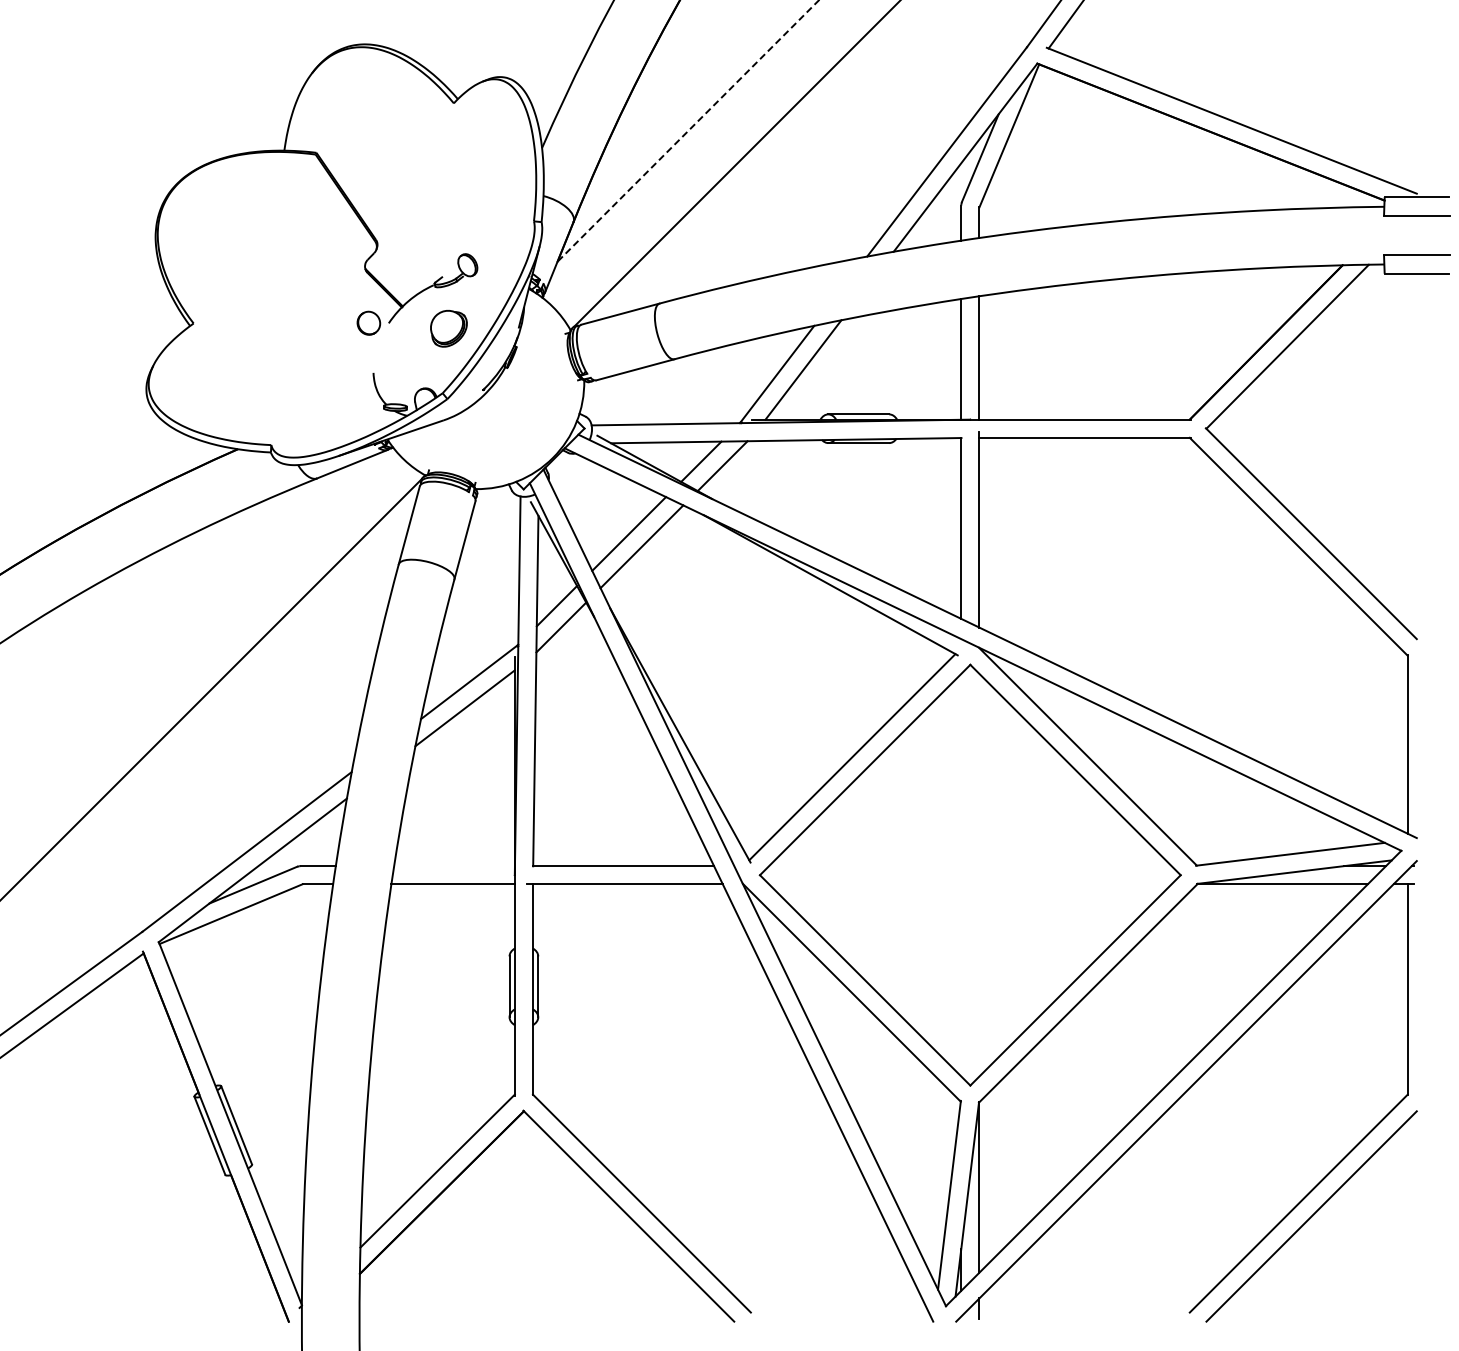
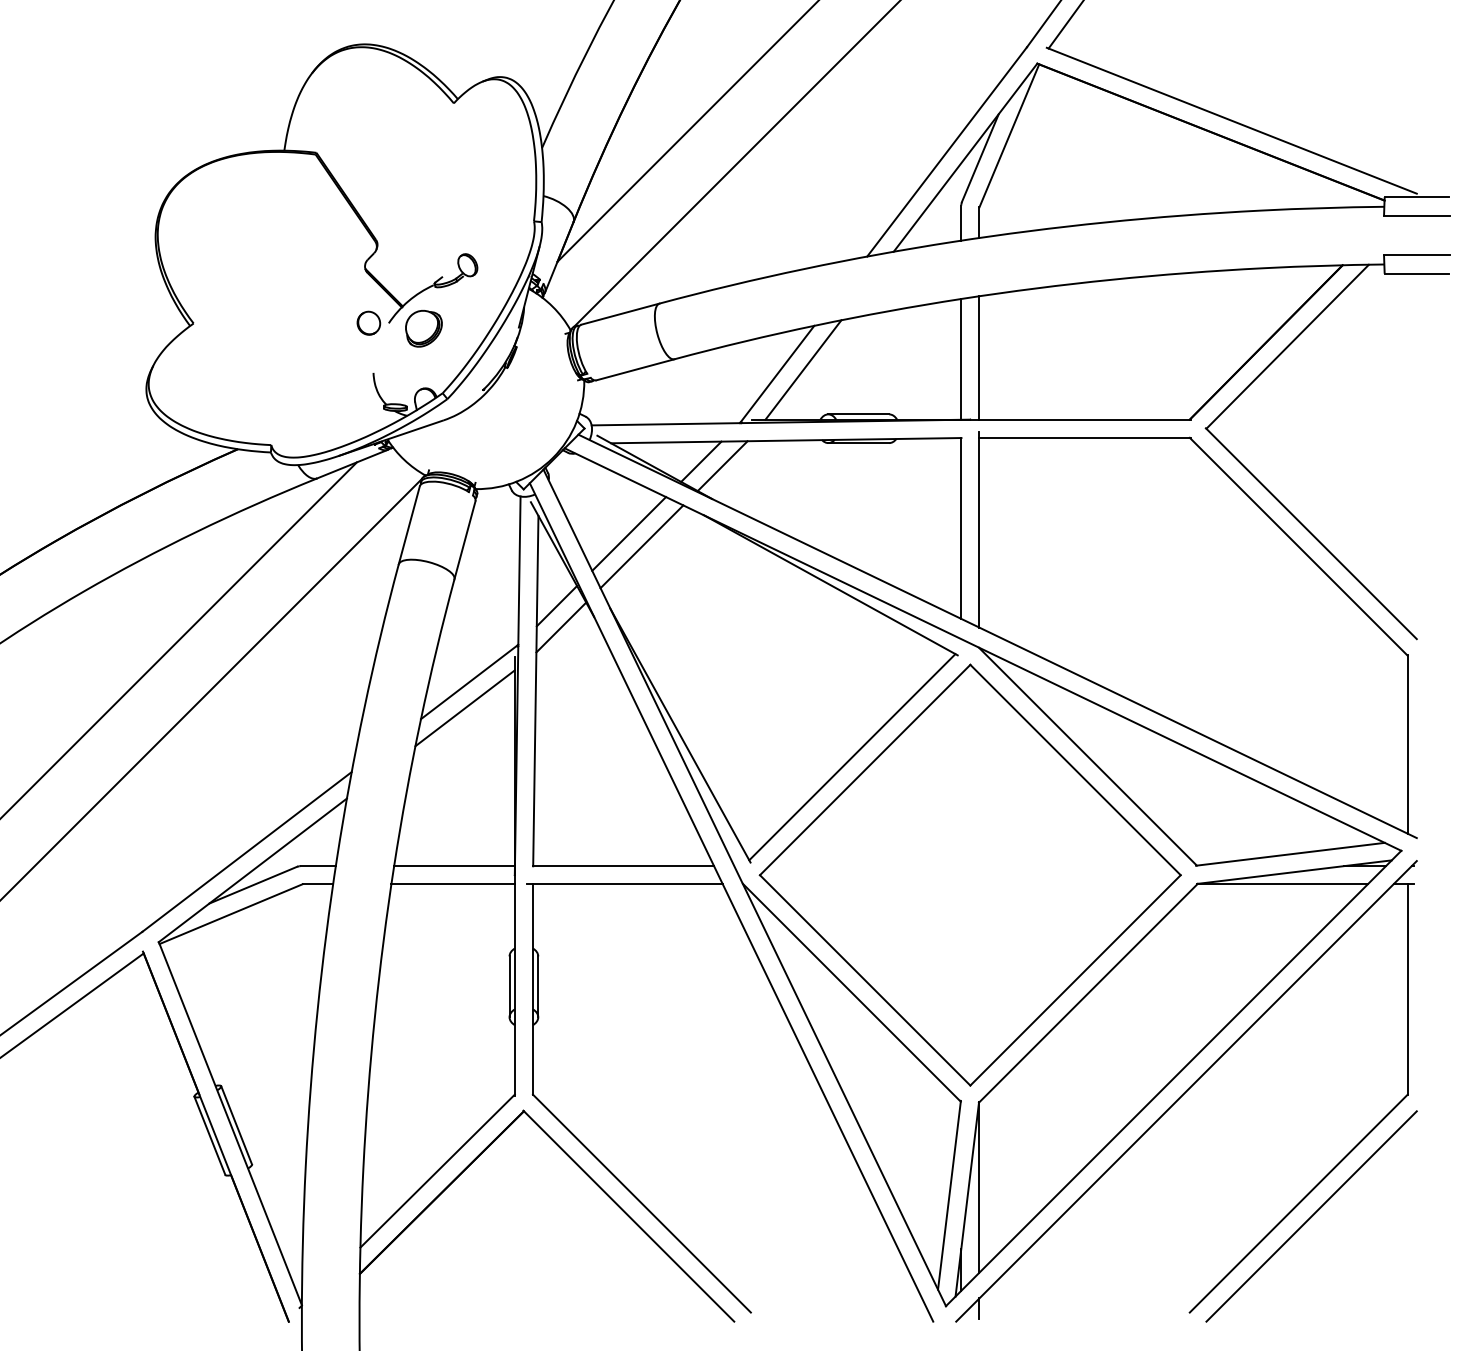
line: dashed -> solid (688, 131)
part position: (448, 328) -> (423, 328) (423, 328)
line: none -> present (179, 639)
line: none -> present (454, 866)
